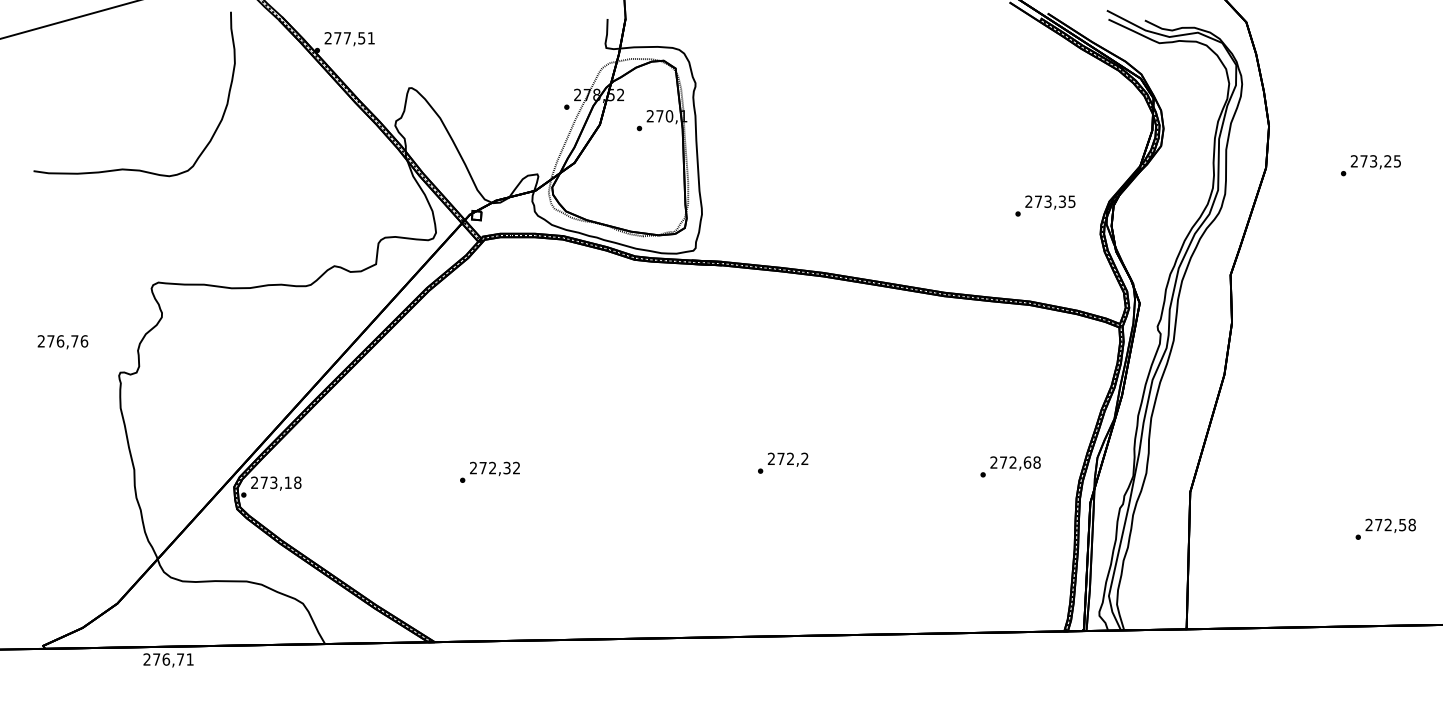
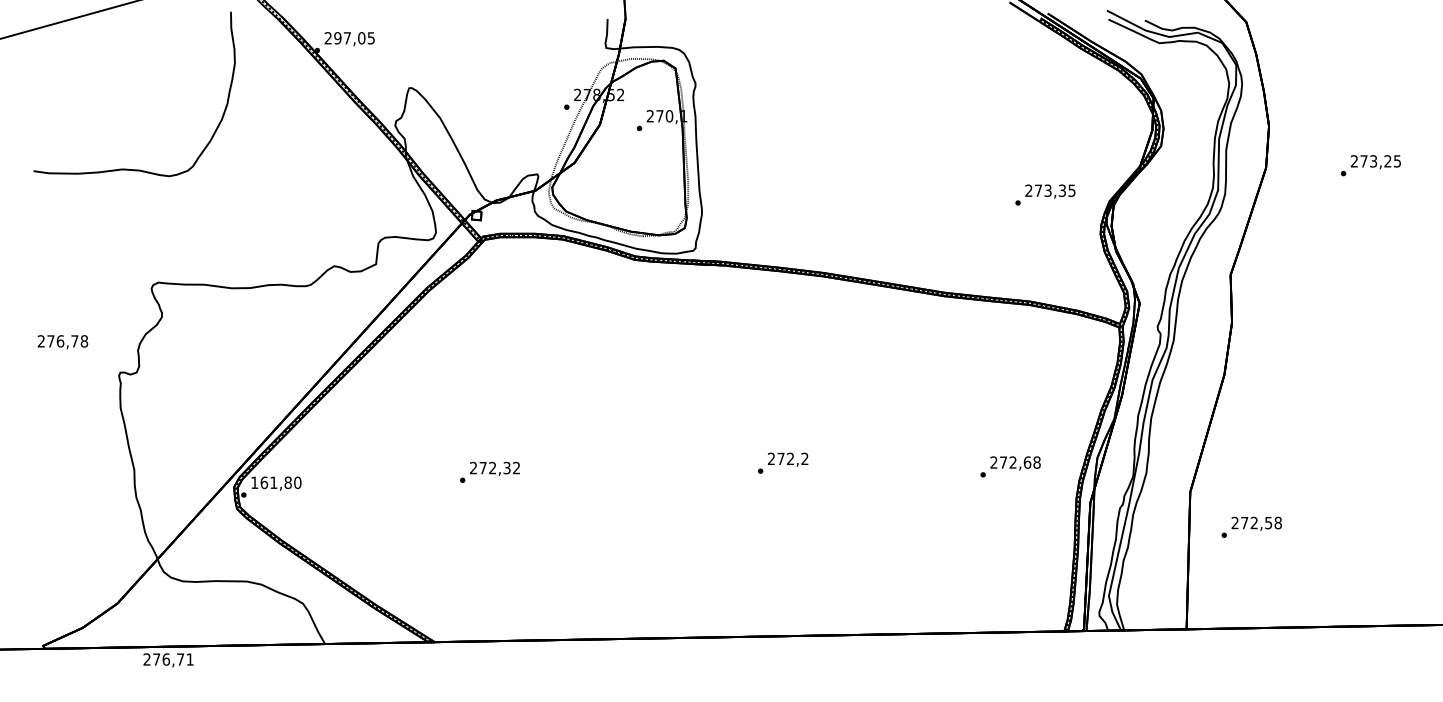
text: 277,51 -> 297,05 (354, 38)
text position: (1045, 205) -> (1045, 194) (1045, 194)
text: 276,76 -> 276,78 (84, 341)
text: 273,18 -> 161,80 (276, 482)
text position: (1385, 528) -> (1251, 526) (1251, 526)
